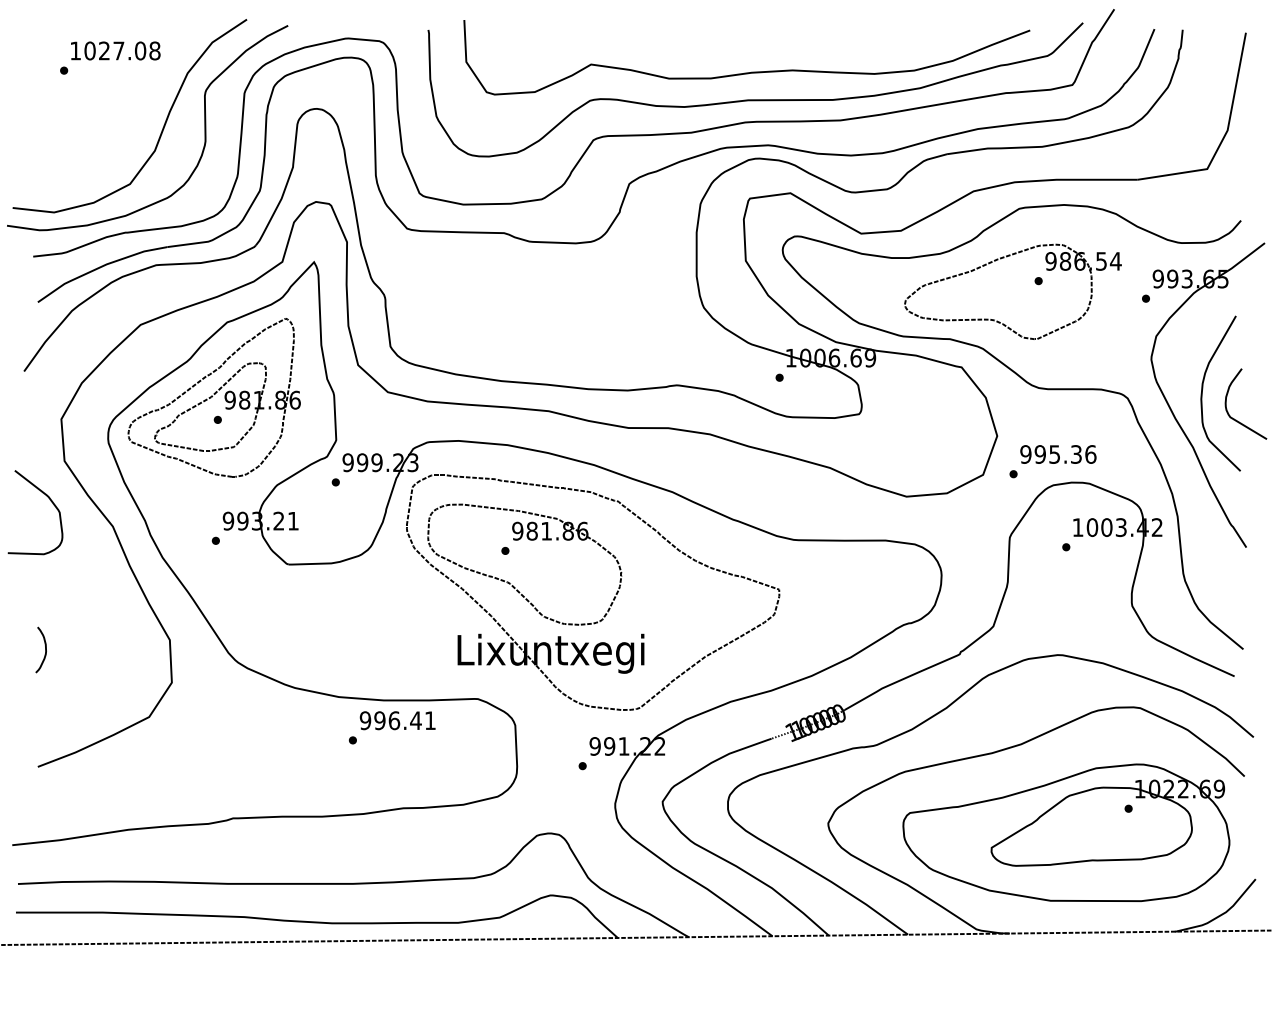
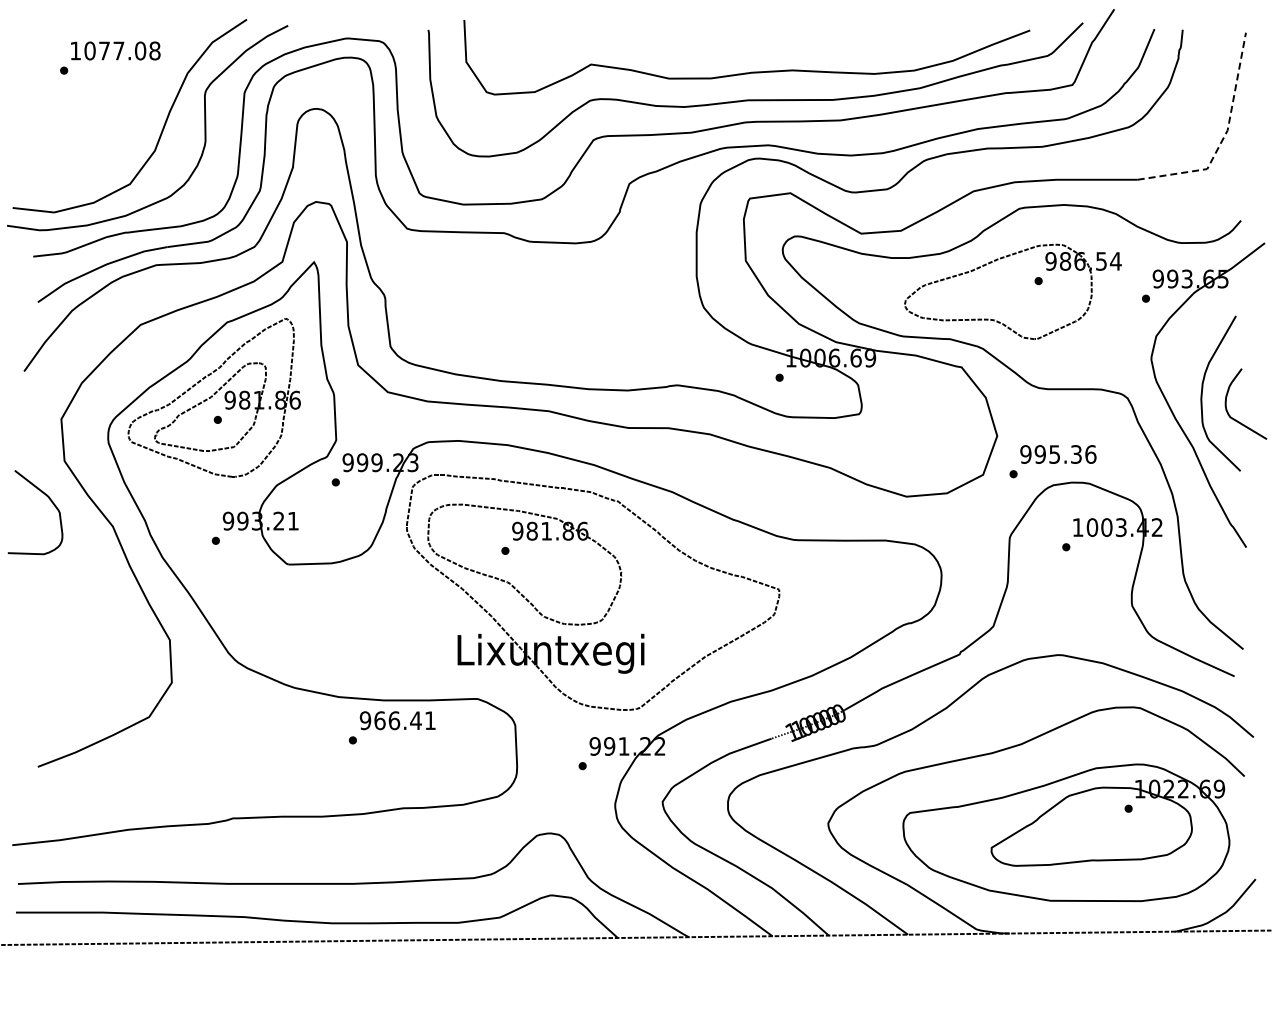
text: 1027.08 -> 1077.08 (104, 50)
line: solid -> dashed (1224, 136)
curve: present -> none (45, 649)
text: 996.41 -> 966.41 (379, 720)
